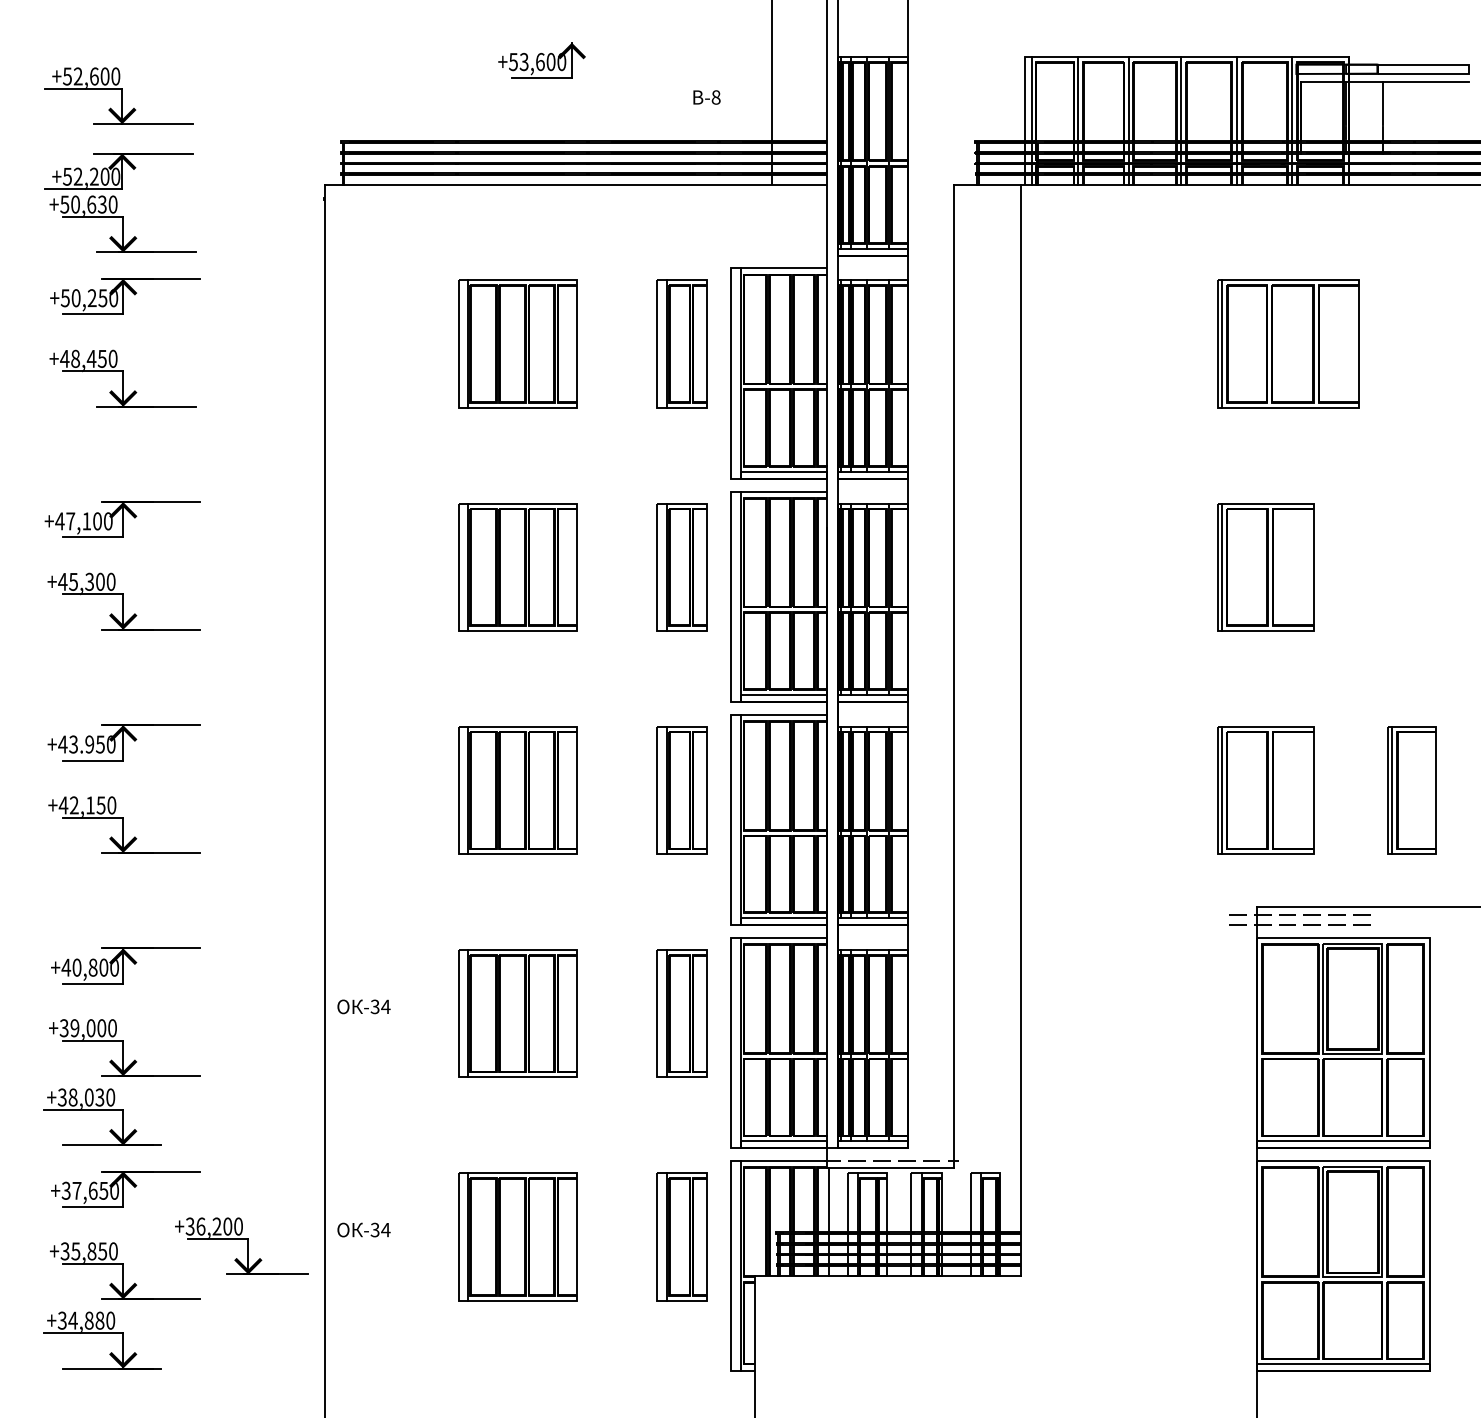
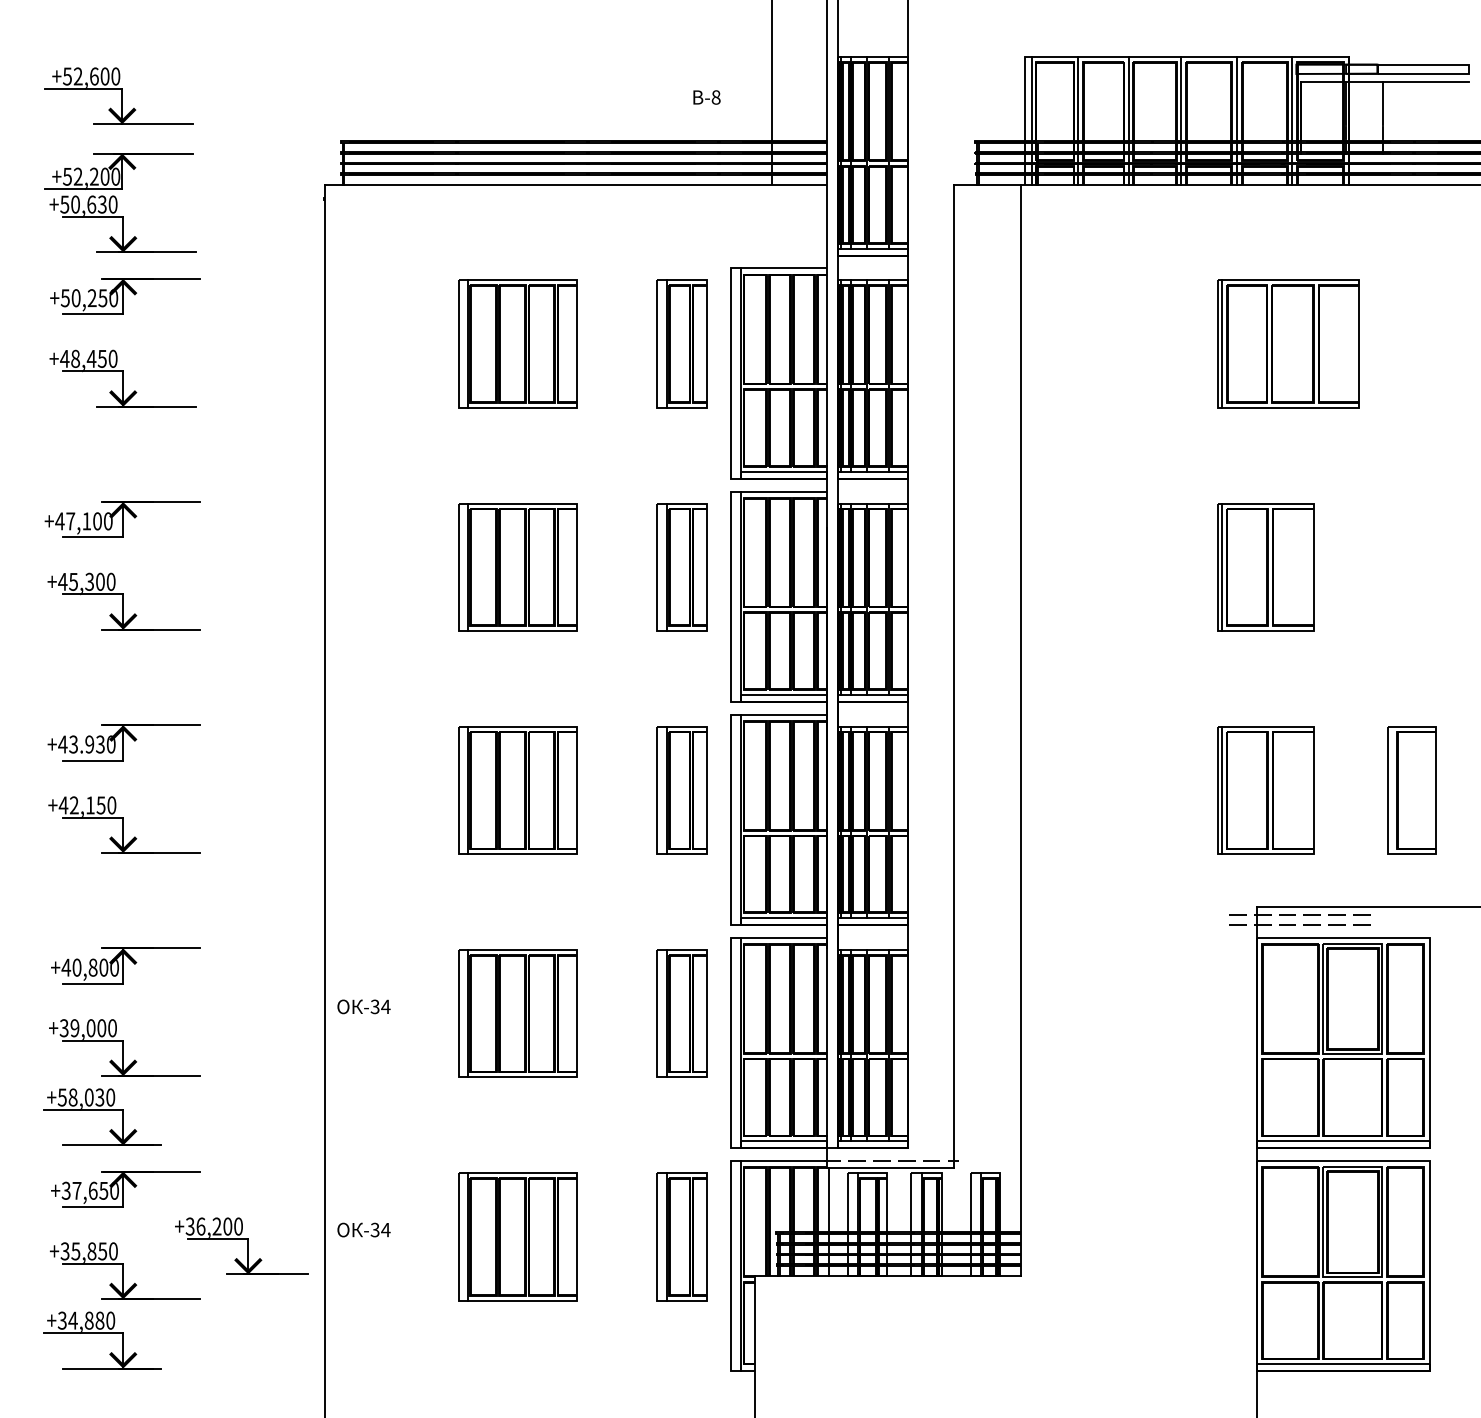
part: present -> none (541, 60)
text: +43.950 -> +43.930 (100, 743)
line: present -> none (1392, 790)
text: +38,030 -> +58,030 (62, 1096)
